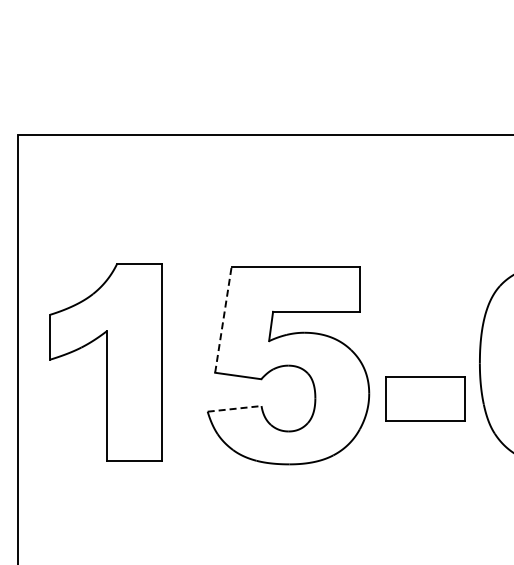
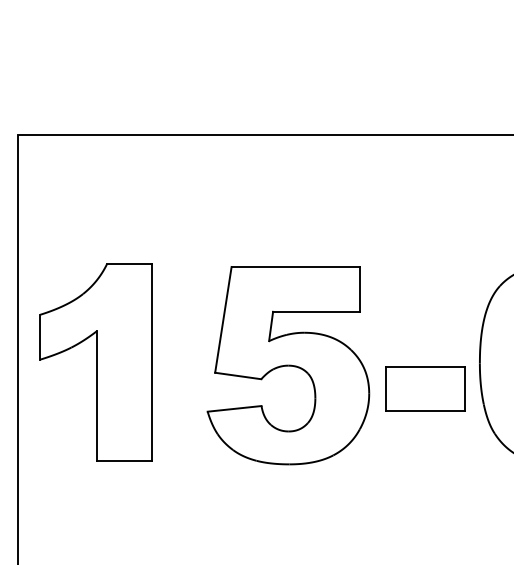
line: dashed -> solid (223, 319)
part position: (105, 362) -> (95, 362) (95, 362)
part position: (425, 398) -> (425, 388) (425, 388)
line: dashed -> solid (235, 408)
